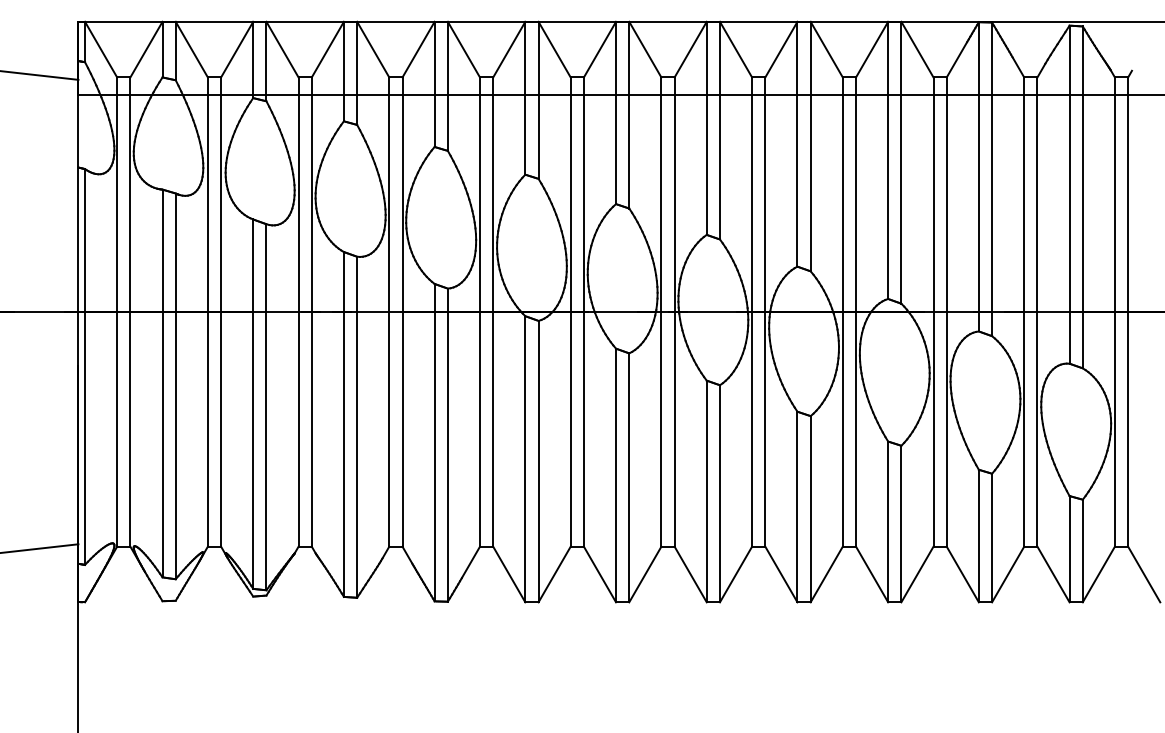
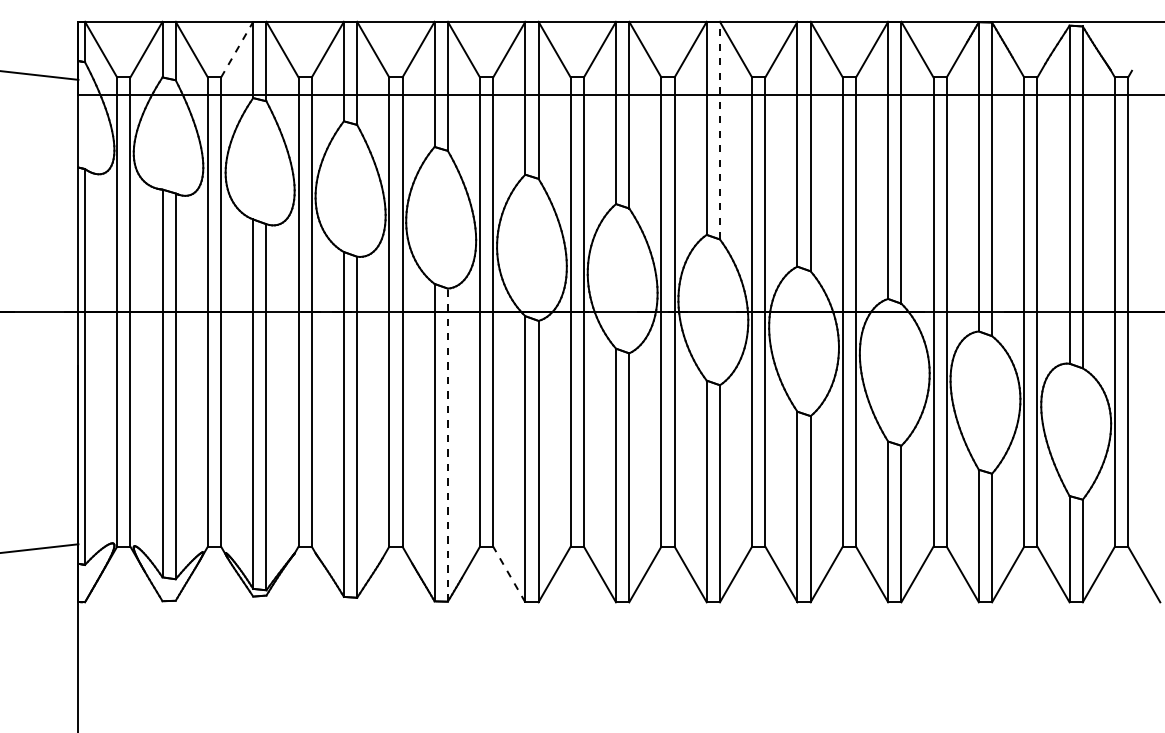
line: solid -> dashed (237, 49)
line: solid -> dashed (719, 130)
line: solid -> dashed (447, 445)
line: solid -> dashed (509, 574)
